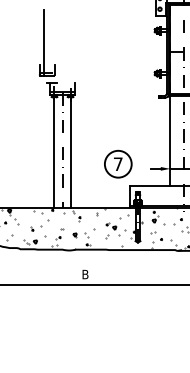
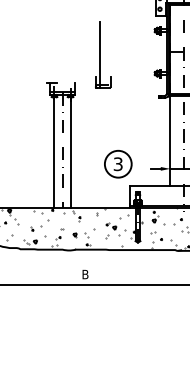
part position: (47, 42) -> (103, 54) (103, 54)
text: 7 -> 3 (117, 164)
